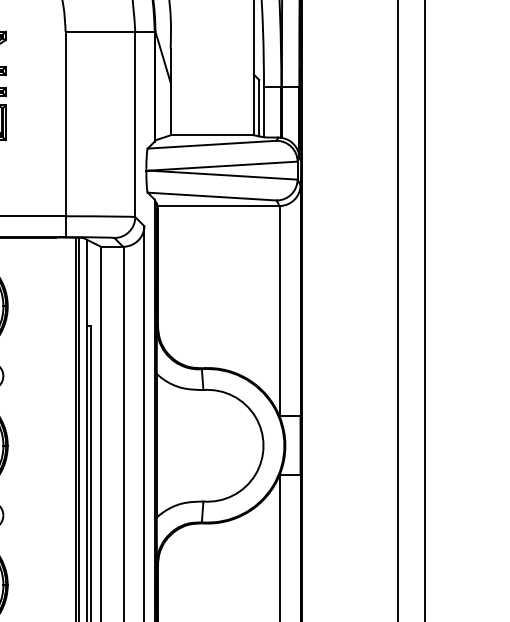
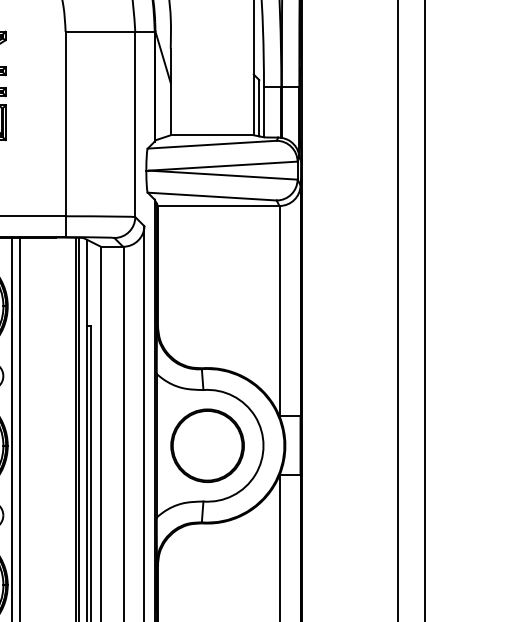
line: none -> present (12, 427)
line: none -> present (20, 427)
part: none -> present (207, 445)
